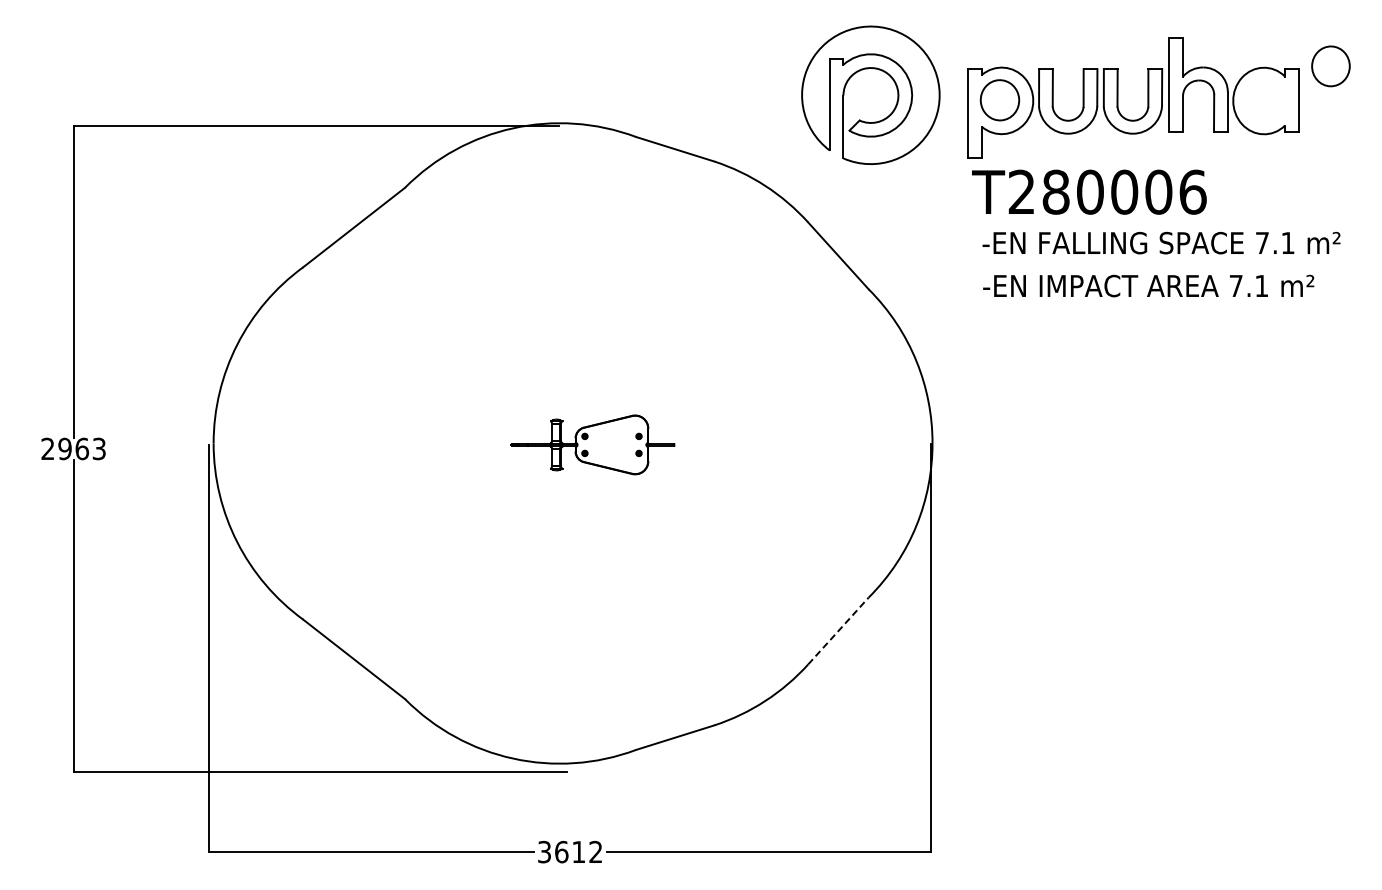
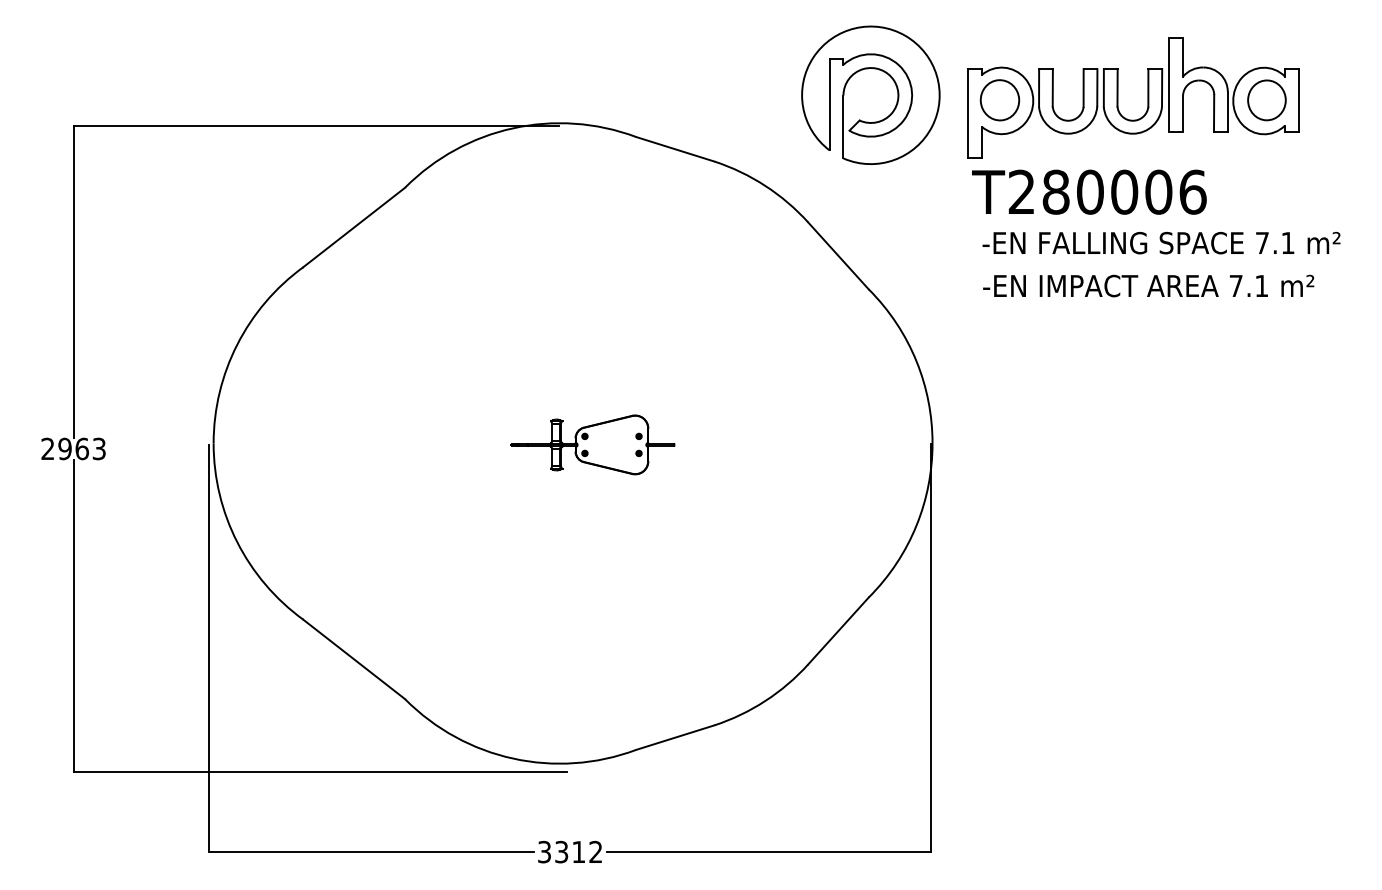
part position: (1330, 66) -> (1266, 100) (1266, 100)
line: dashed -> solid (838, 630)
text: 3612 -> 3312 (561, 851)
